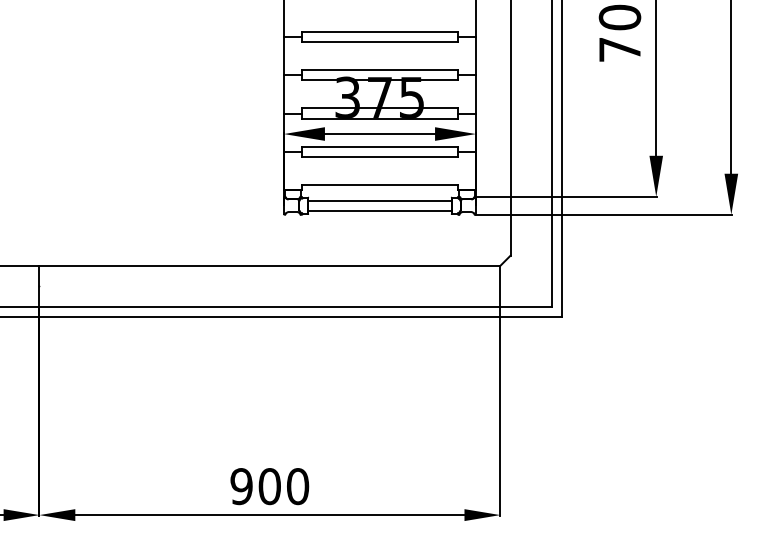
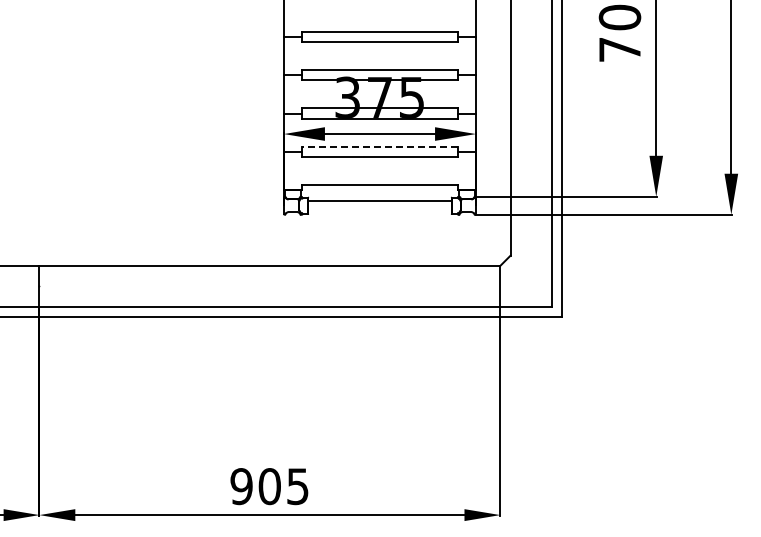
line: solid -> dashed (379, 146)
line: present -> none (379, 210)
text: 900 -> 905 (298, 486)
